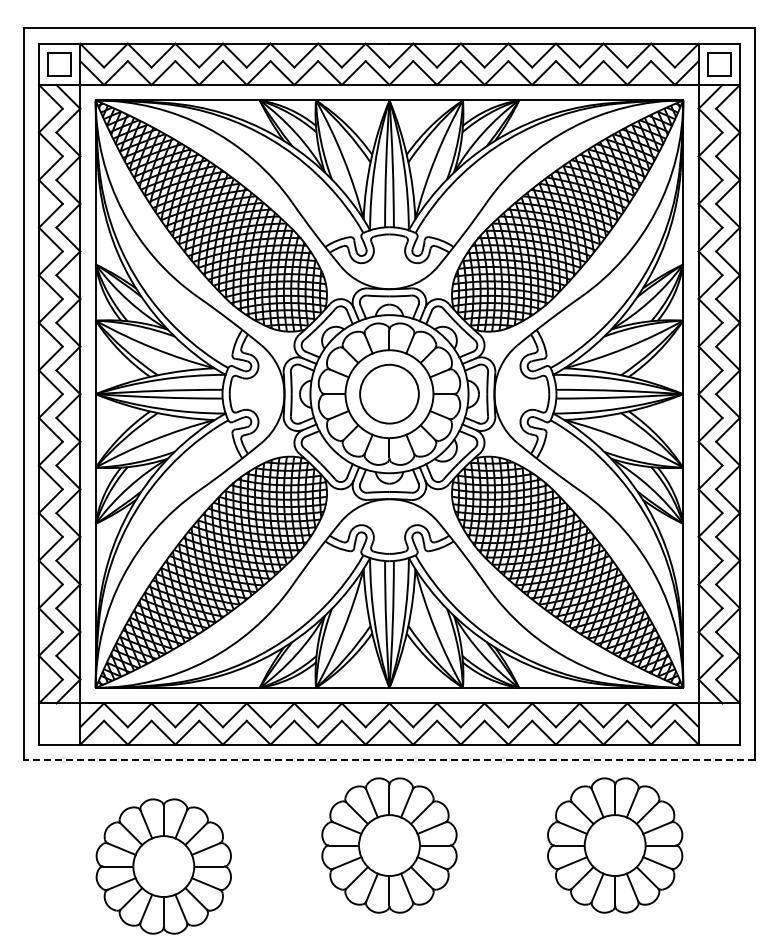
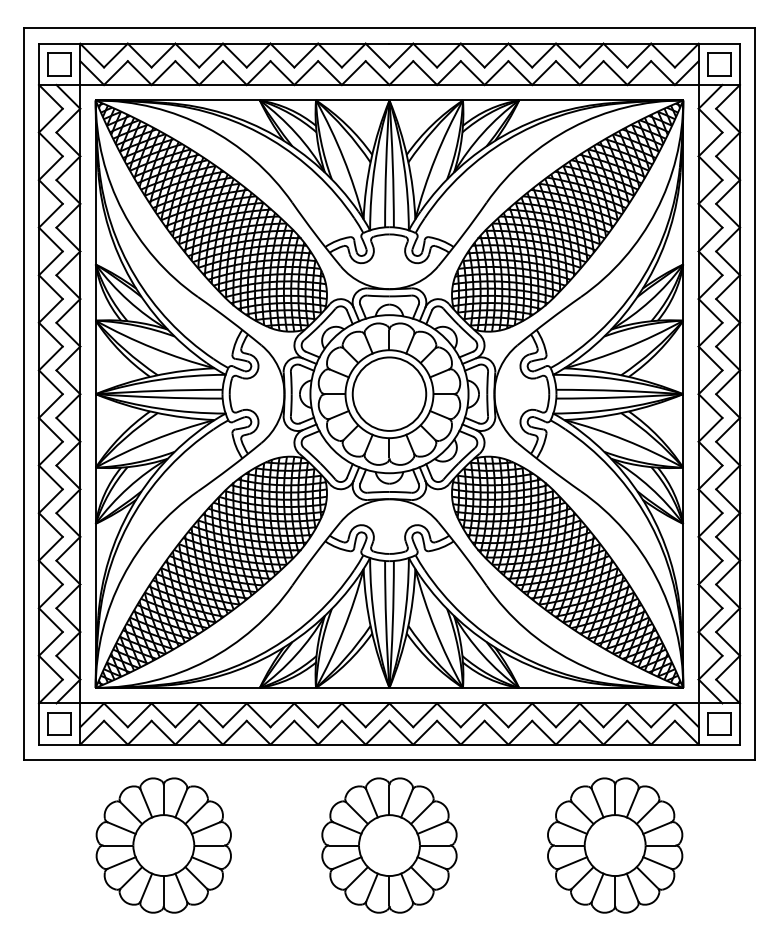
circle diameter: 59 px -> 73 px (389, 393)
part: none -> present (59, 723)
part: none -> present (719, 723)
line: dashed -> solid (389, 760)
part position: (163, 866) -> (163, 845) (163, 845)
